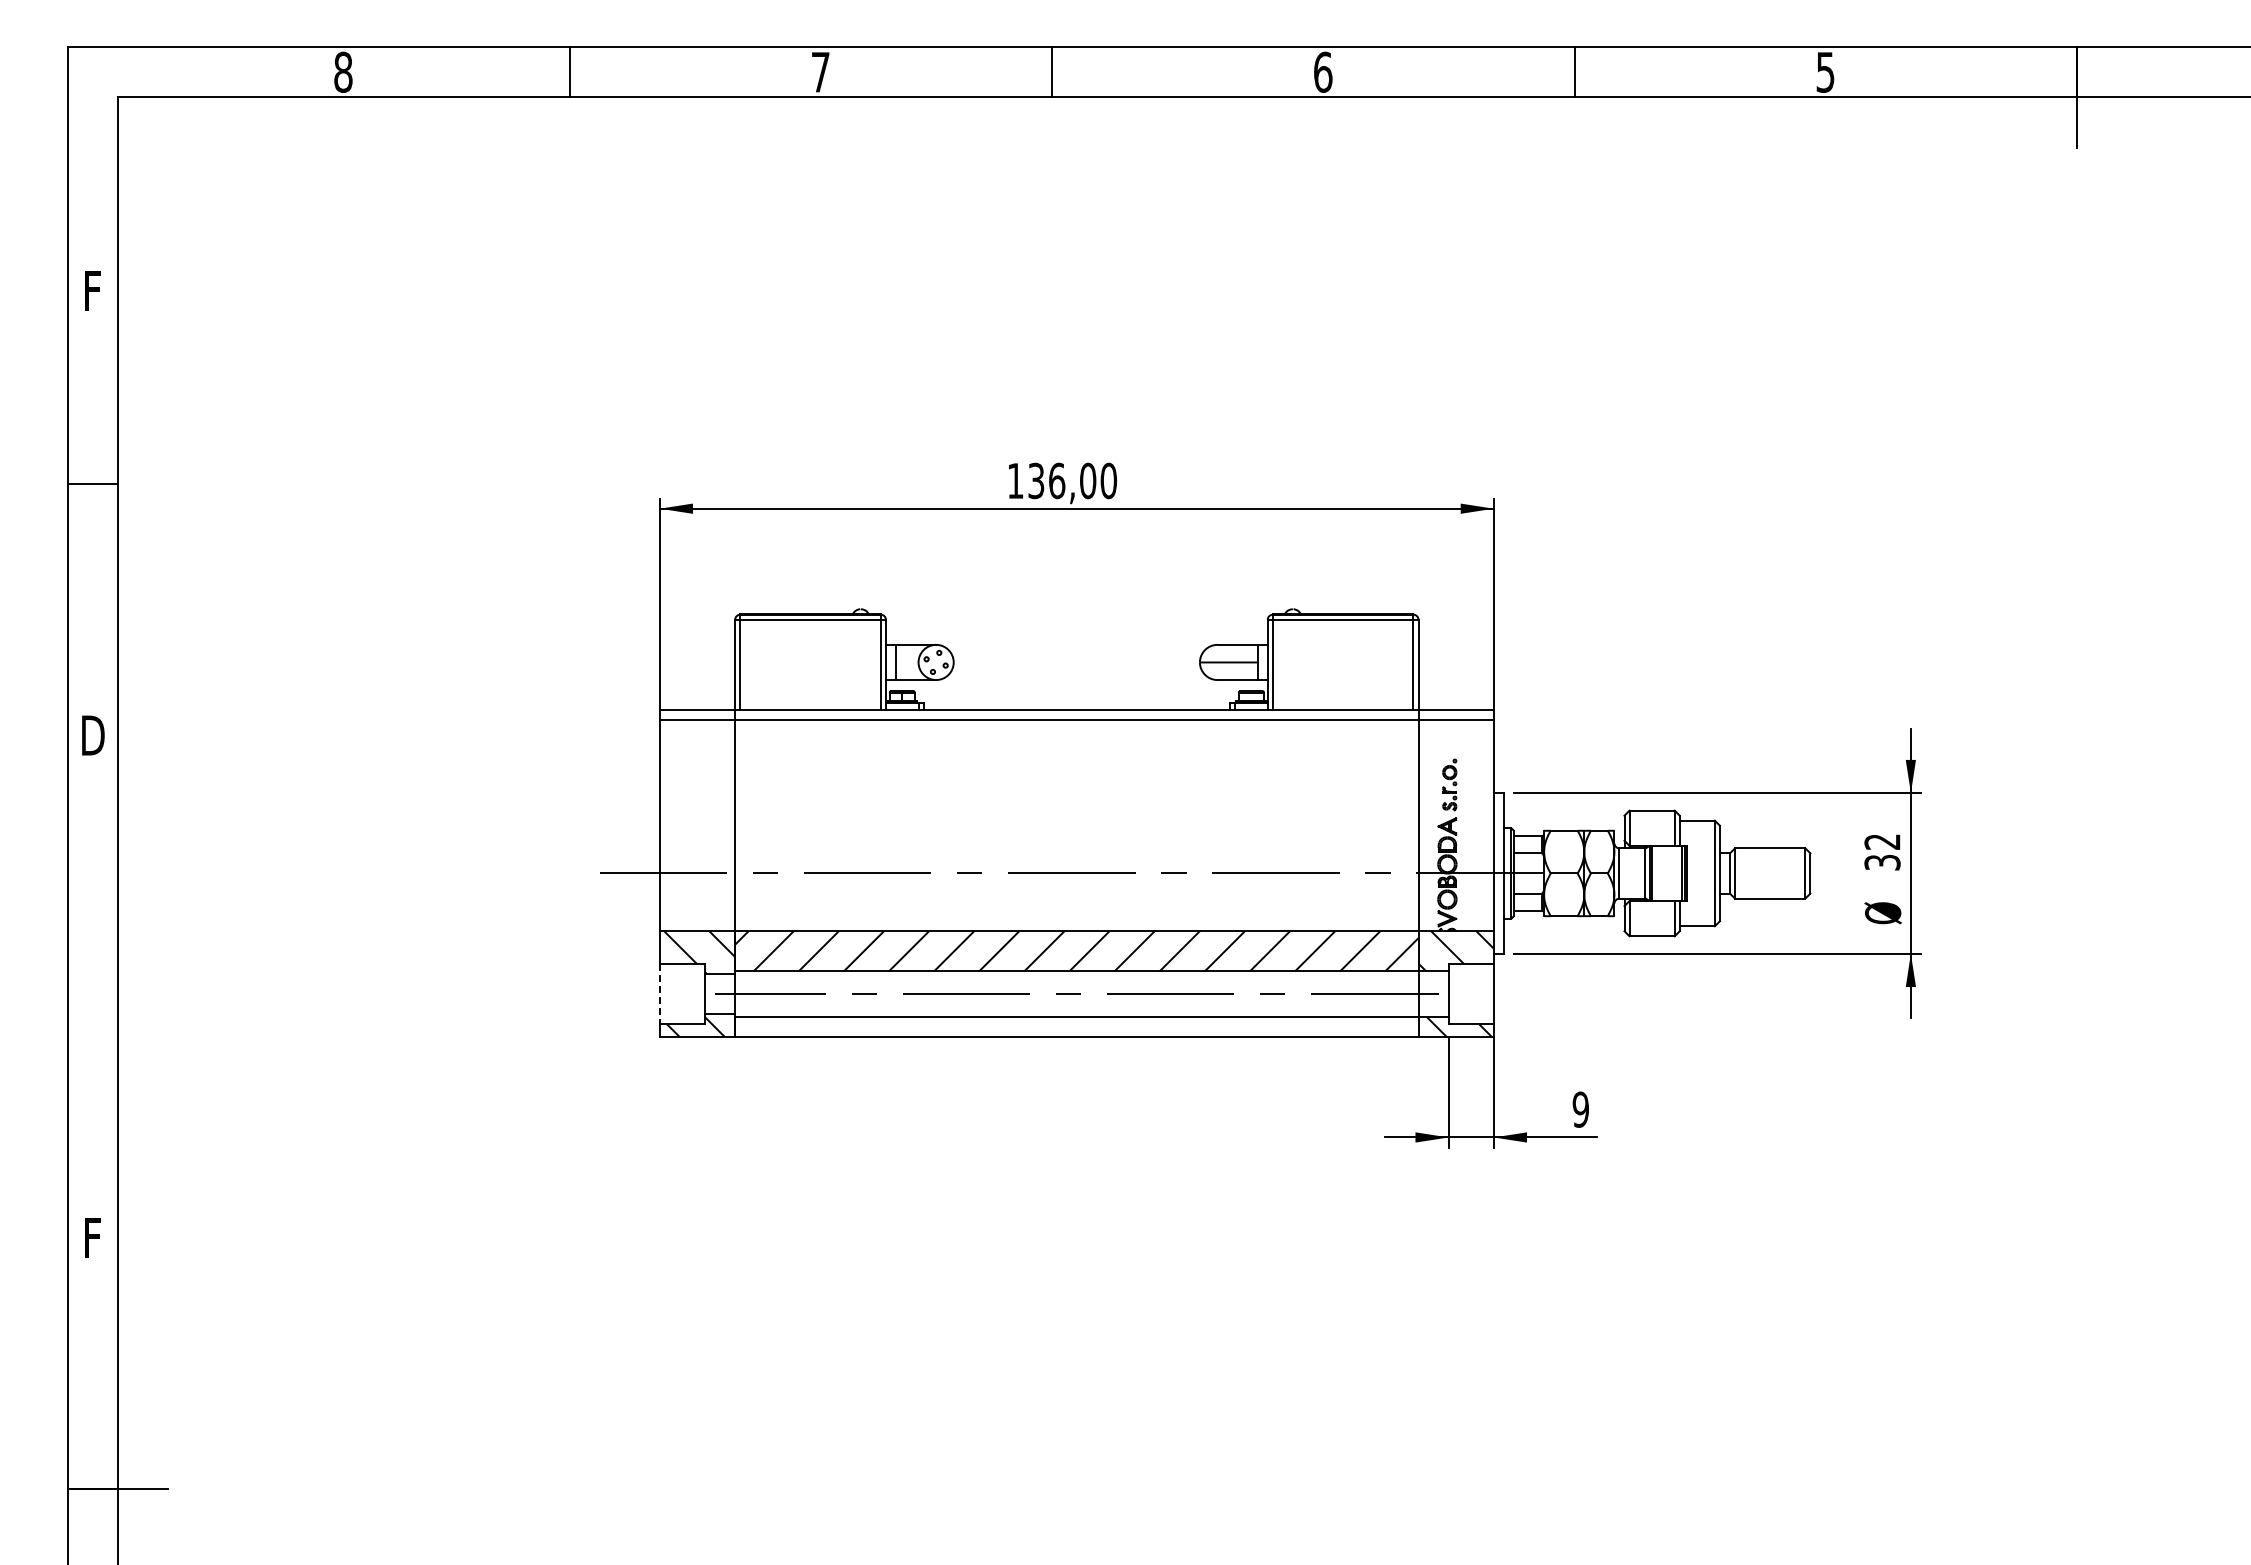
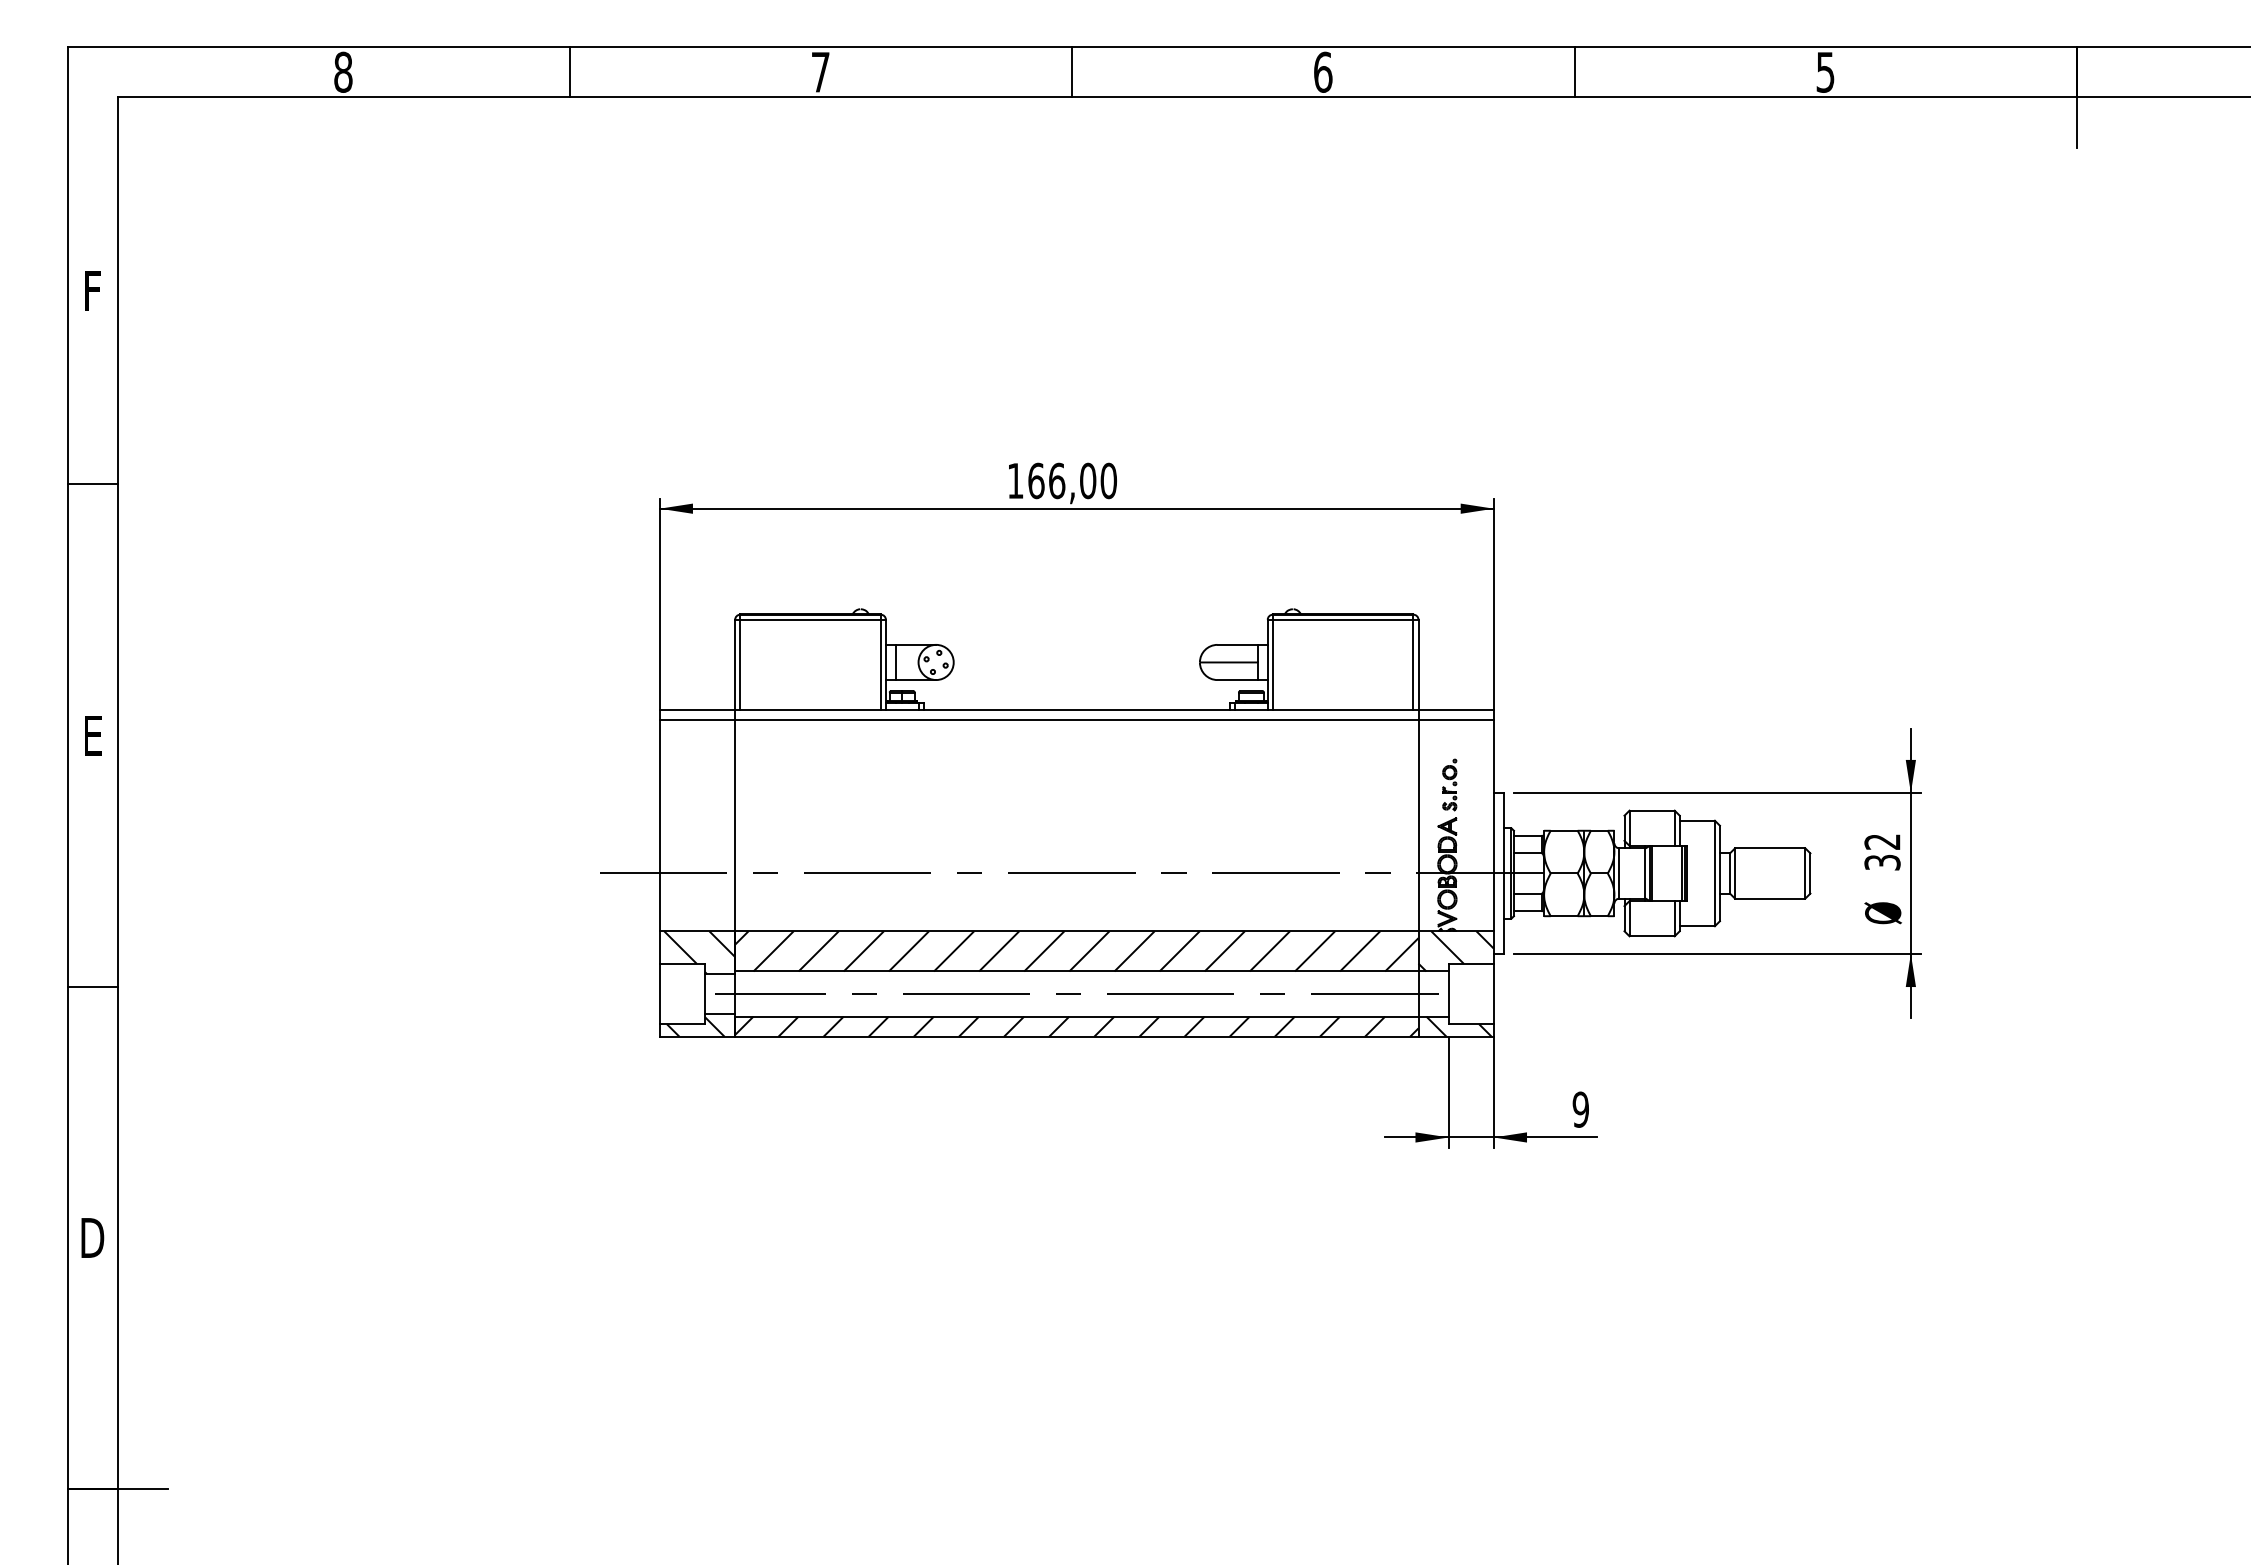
line position: (1052, 72) -> (1072, 72) (1072, 72)
text: 136,00 -> 166,00 (1036, 480)
text: D -> E (93, 735)
line: none -> present (92, 986)
line: dashed -> solid (659, 994)
hatch: none -> present (1076, 1026)
text: F -> D (92, 1237)
